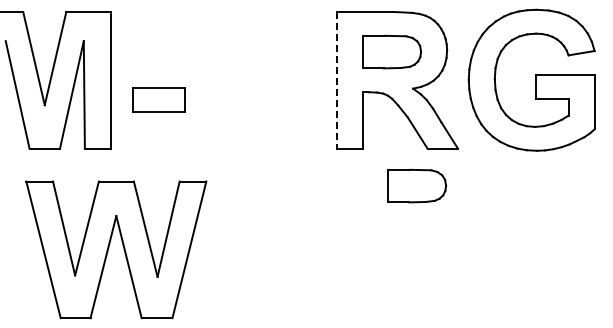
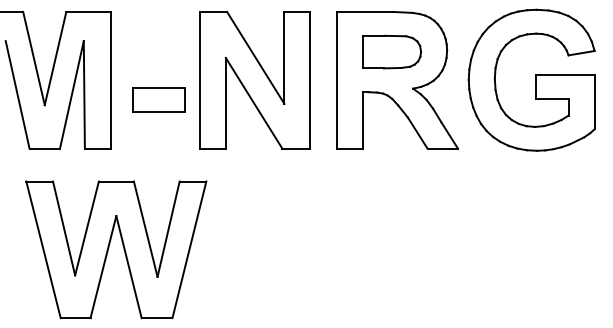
part: none -> present (254, 79)
line: dashed -> solid (336, 80)
part: present -> none (417, 186)
